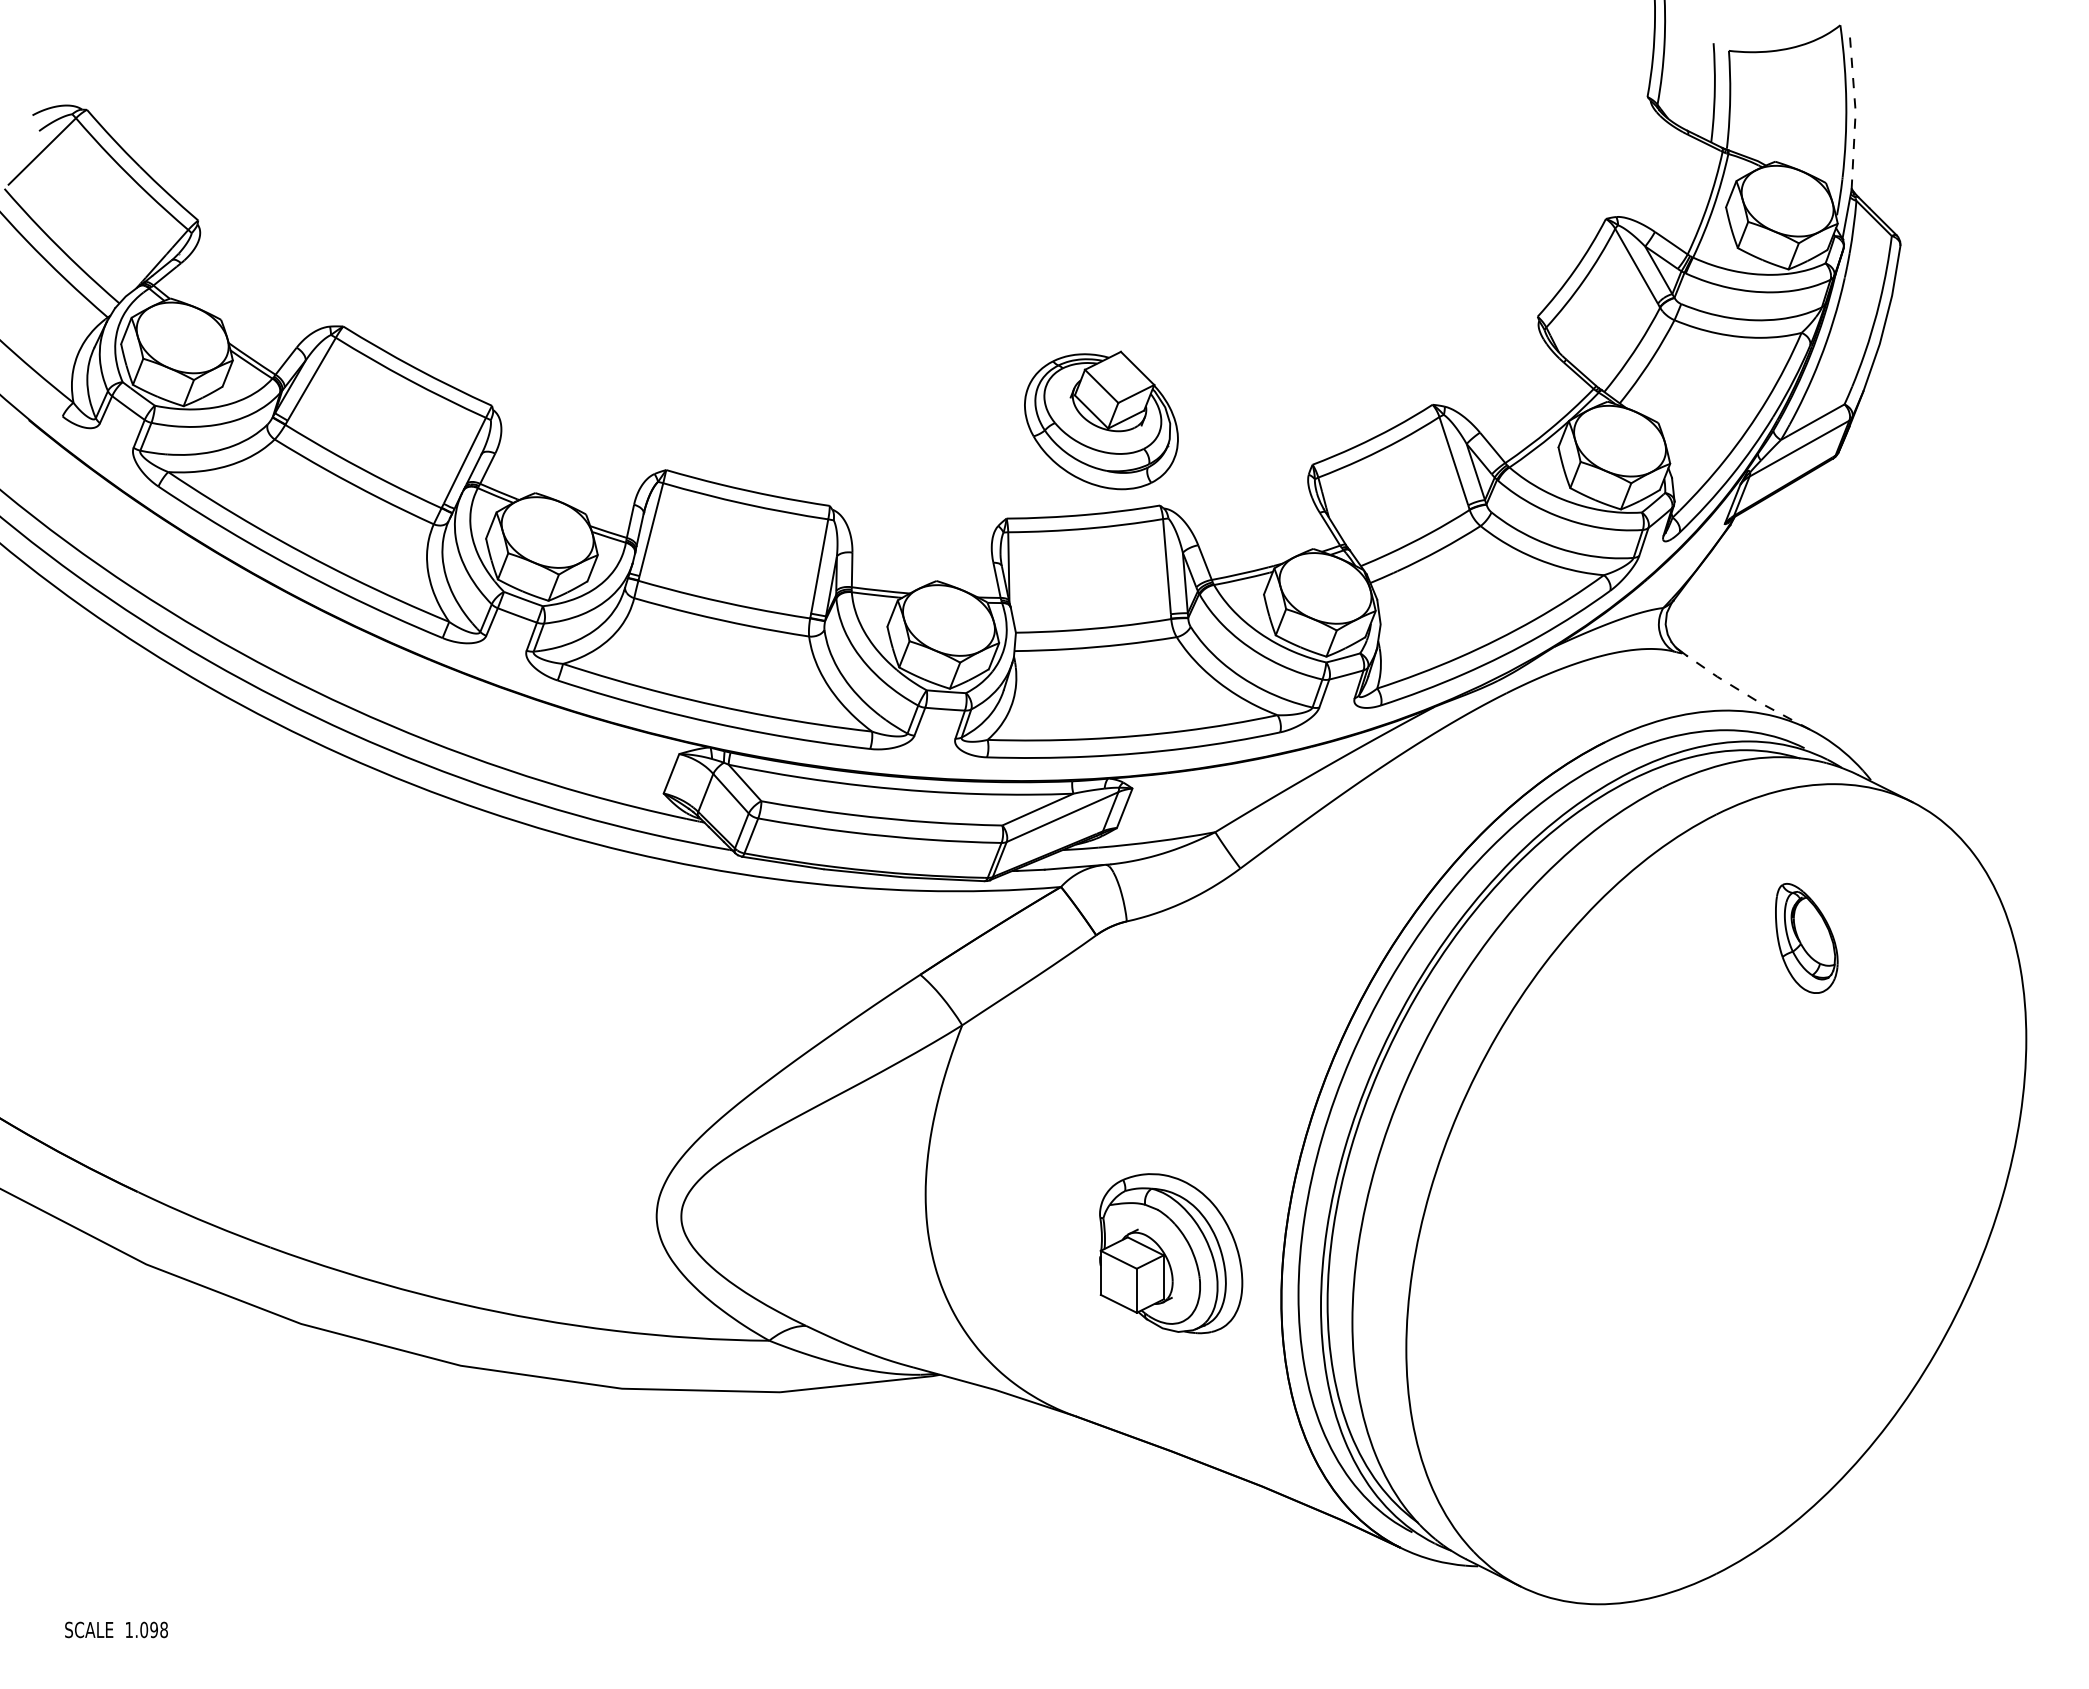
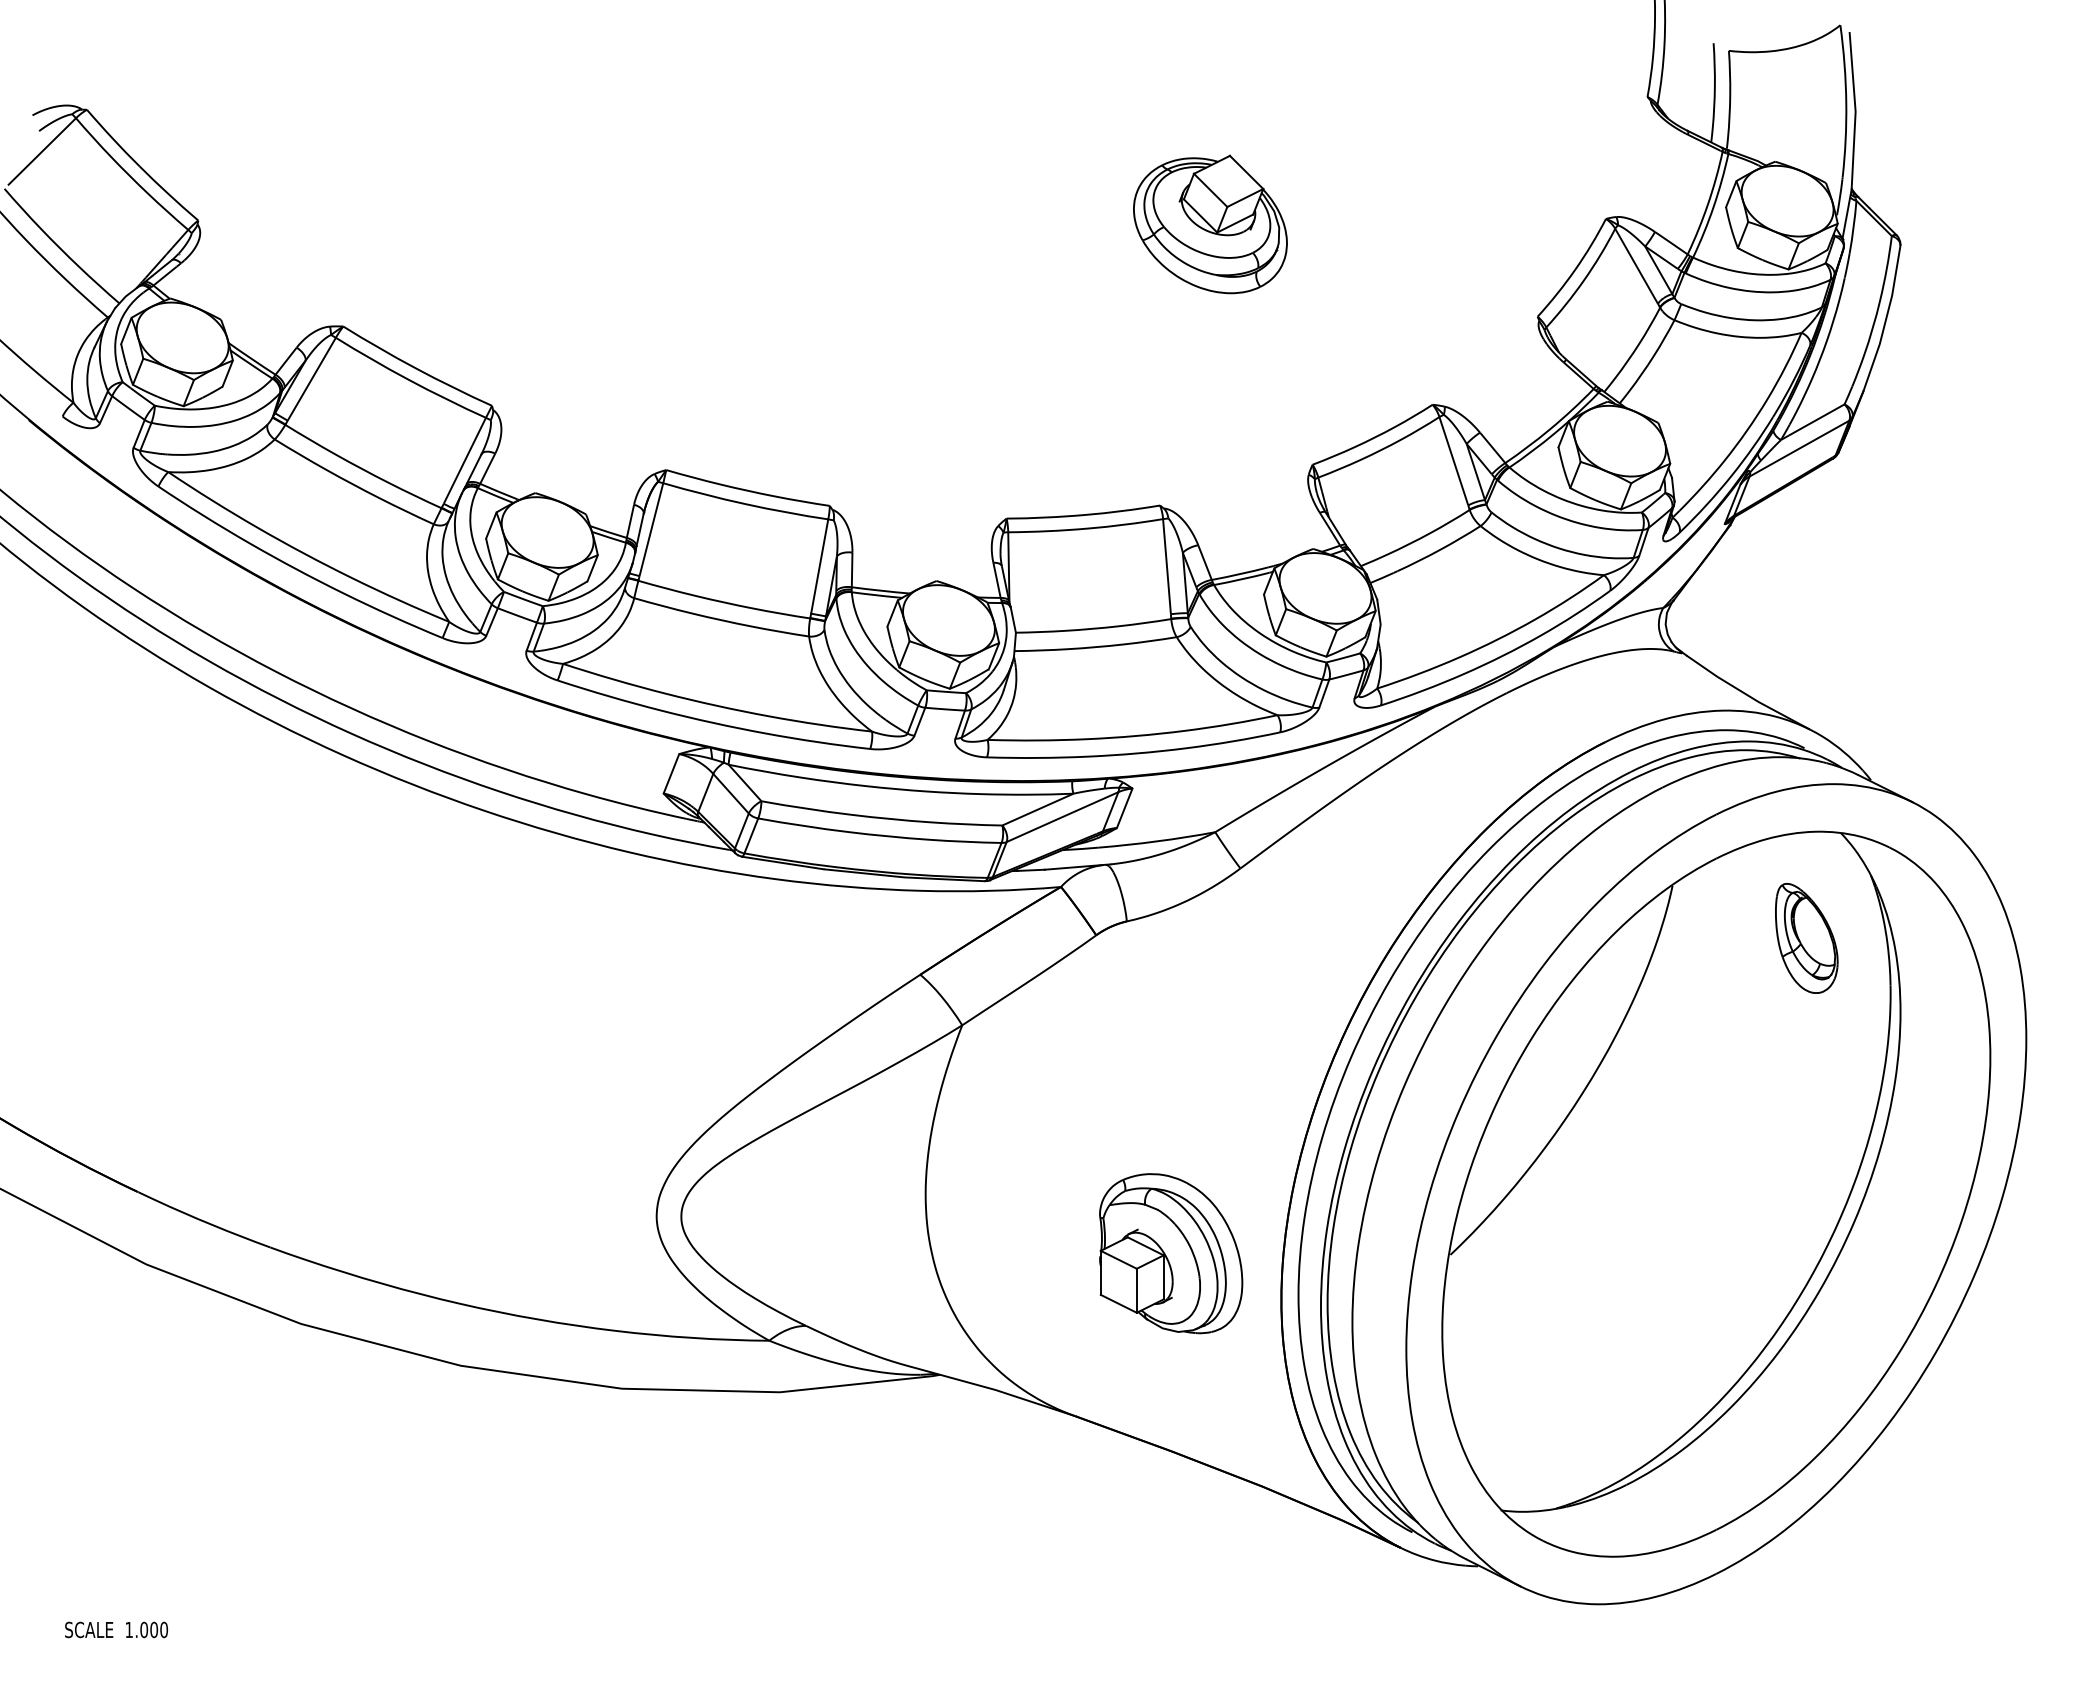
line: dashed -> solid (1855, 110)
part position: (1101, 420) -> (1210, 224) (1210, 224)
line: dashed -> solid (1746, 694)
part: none -> present (1716, 1193)
text: 1.098 -> 1.000 (159, 1630)
